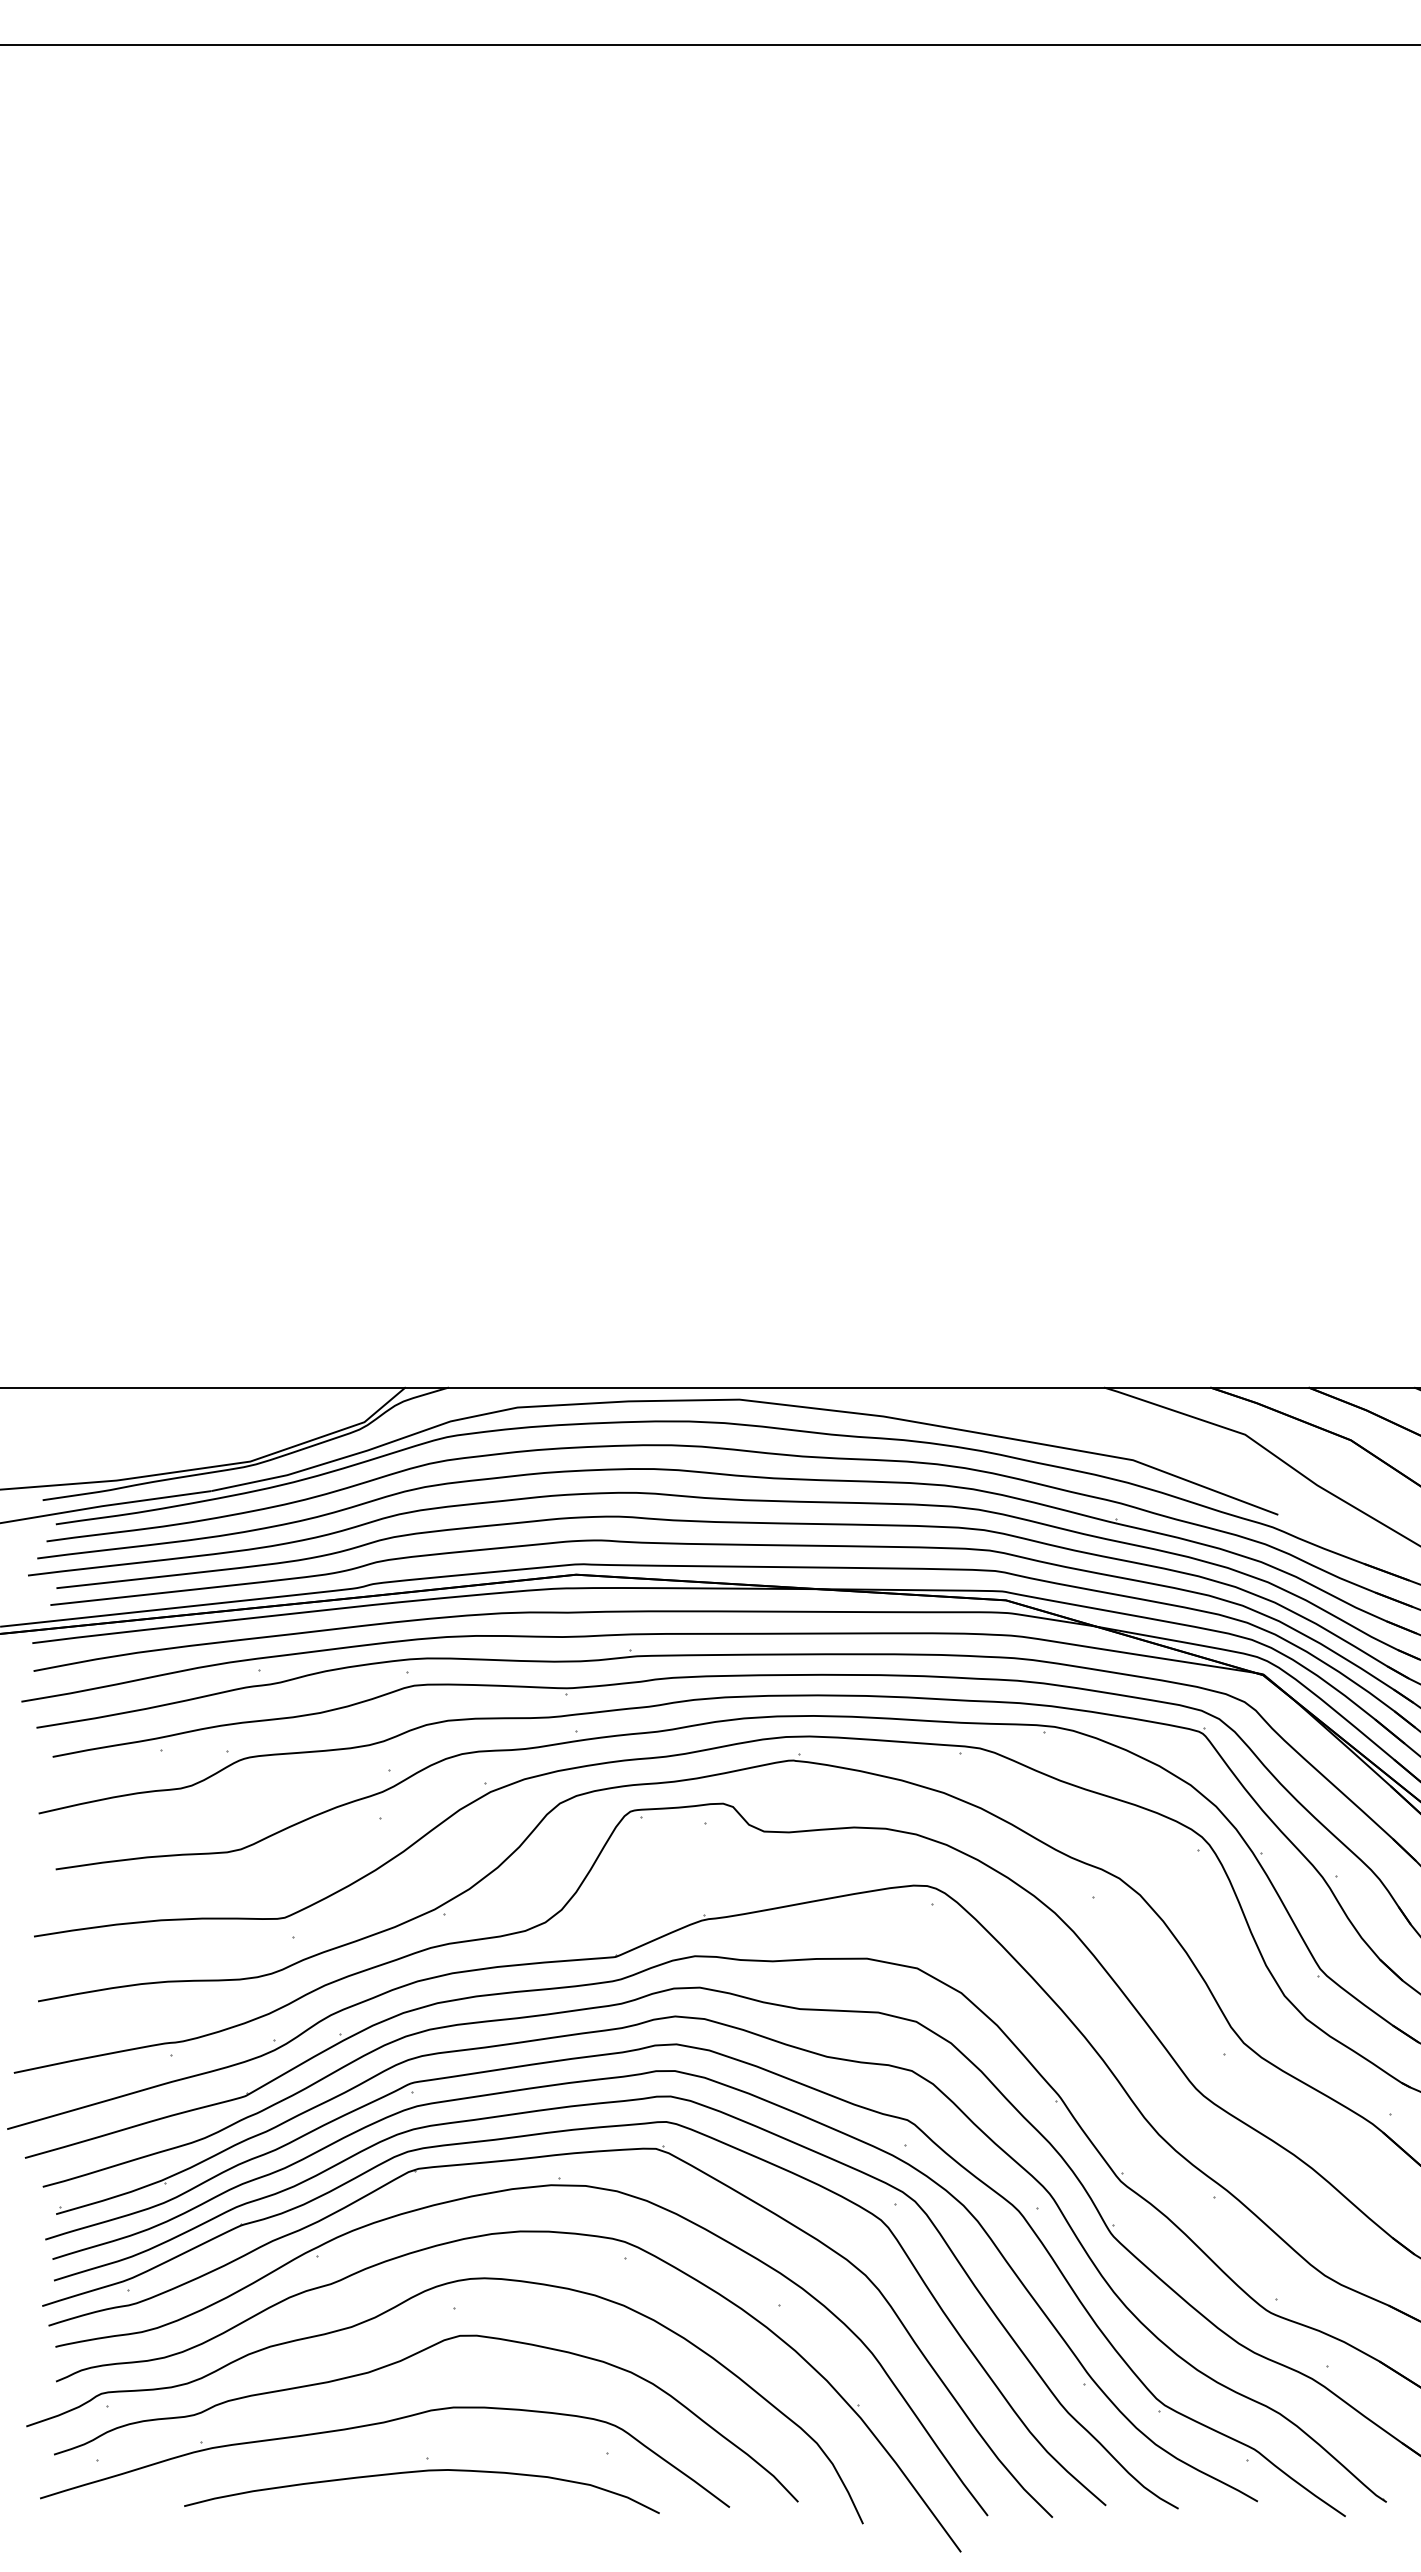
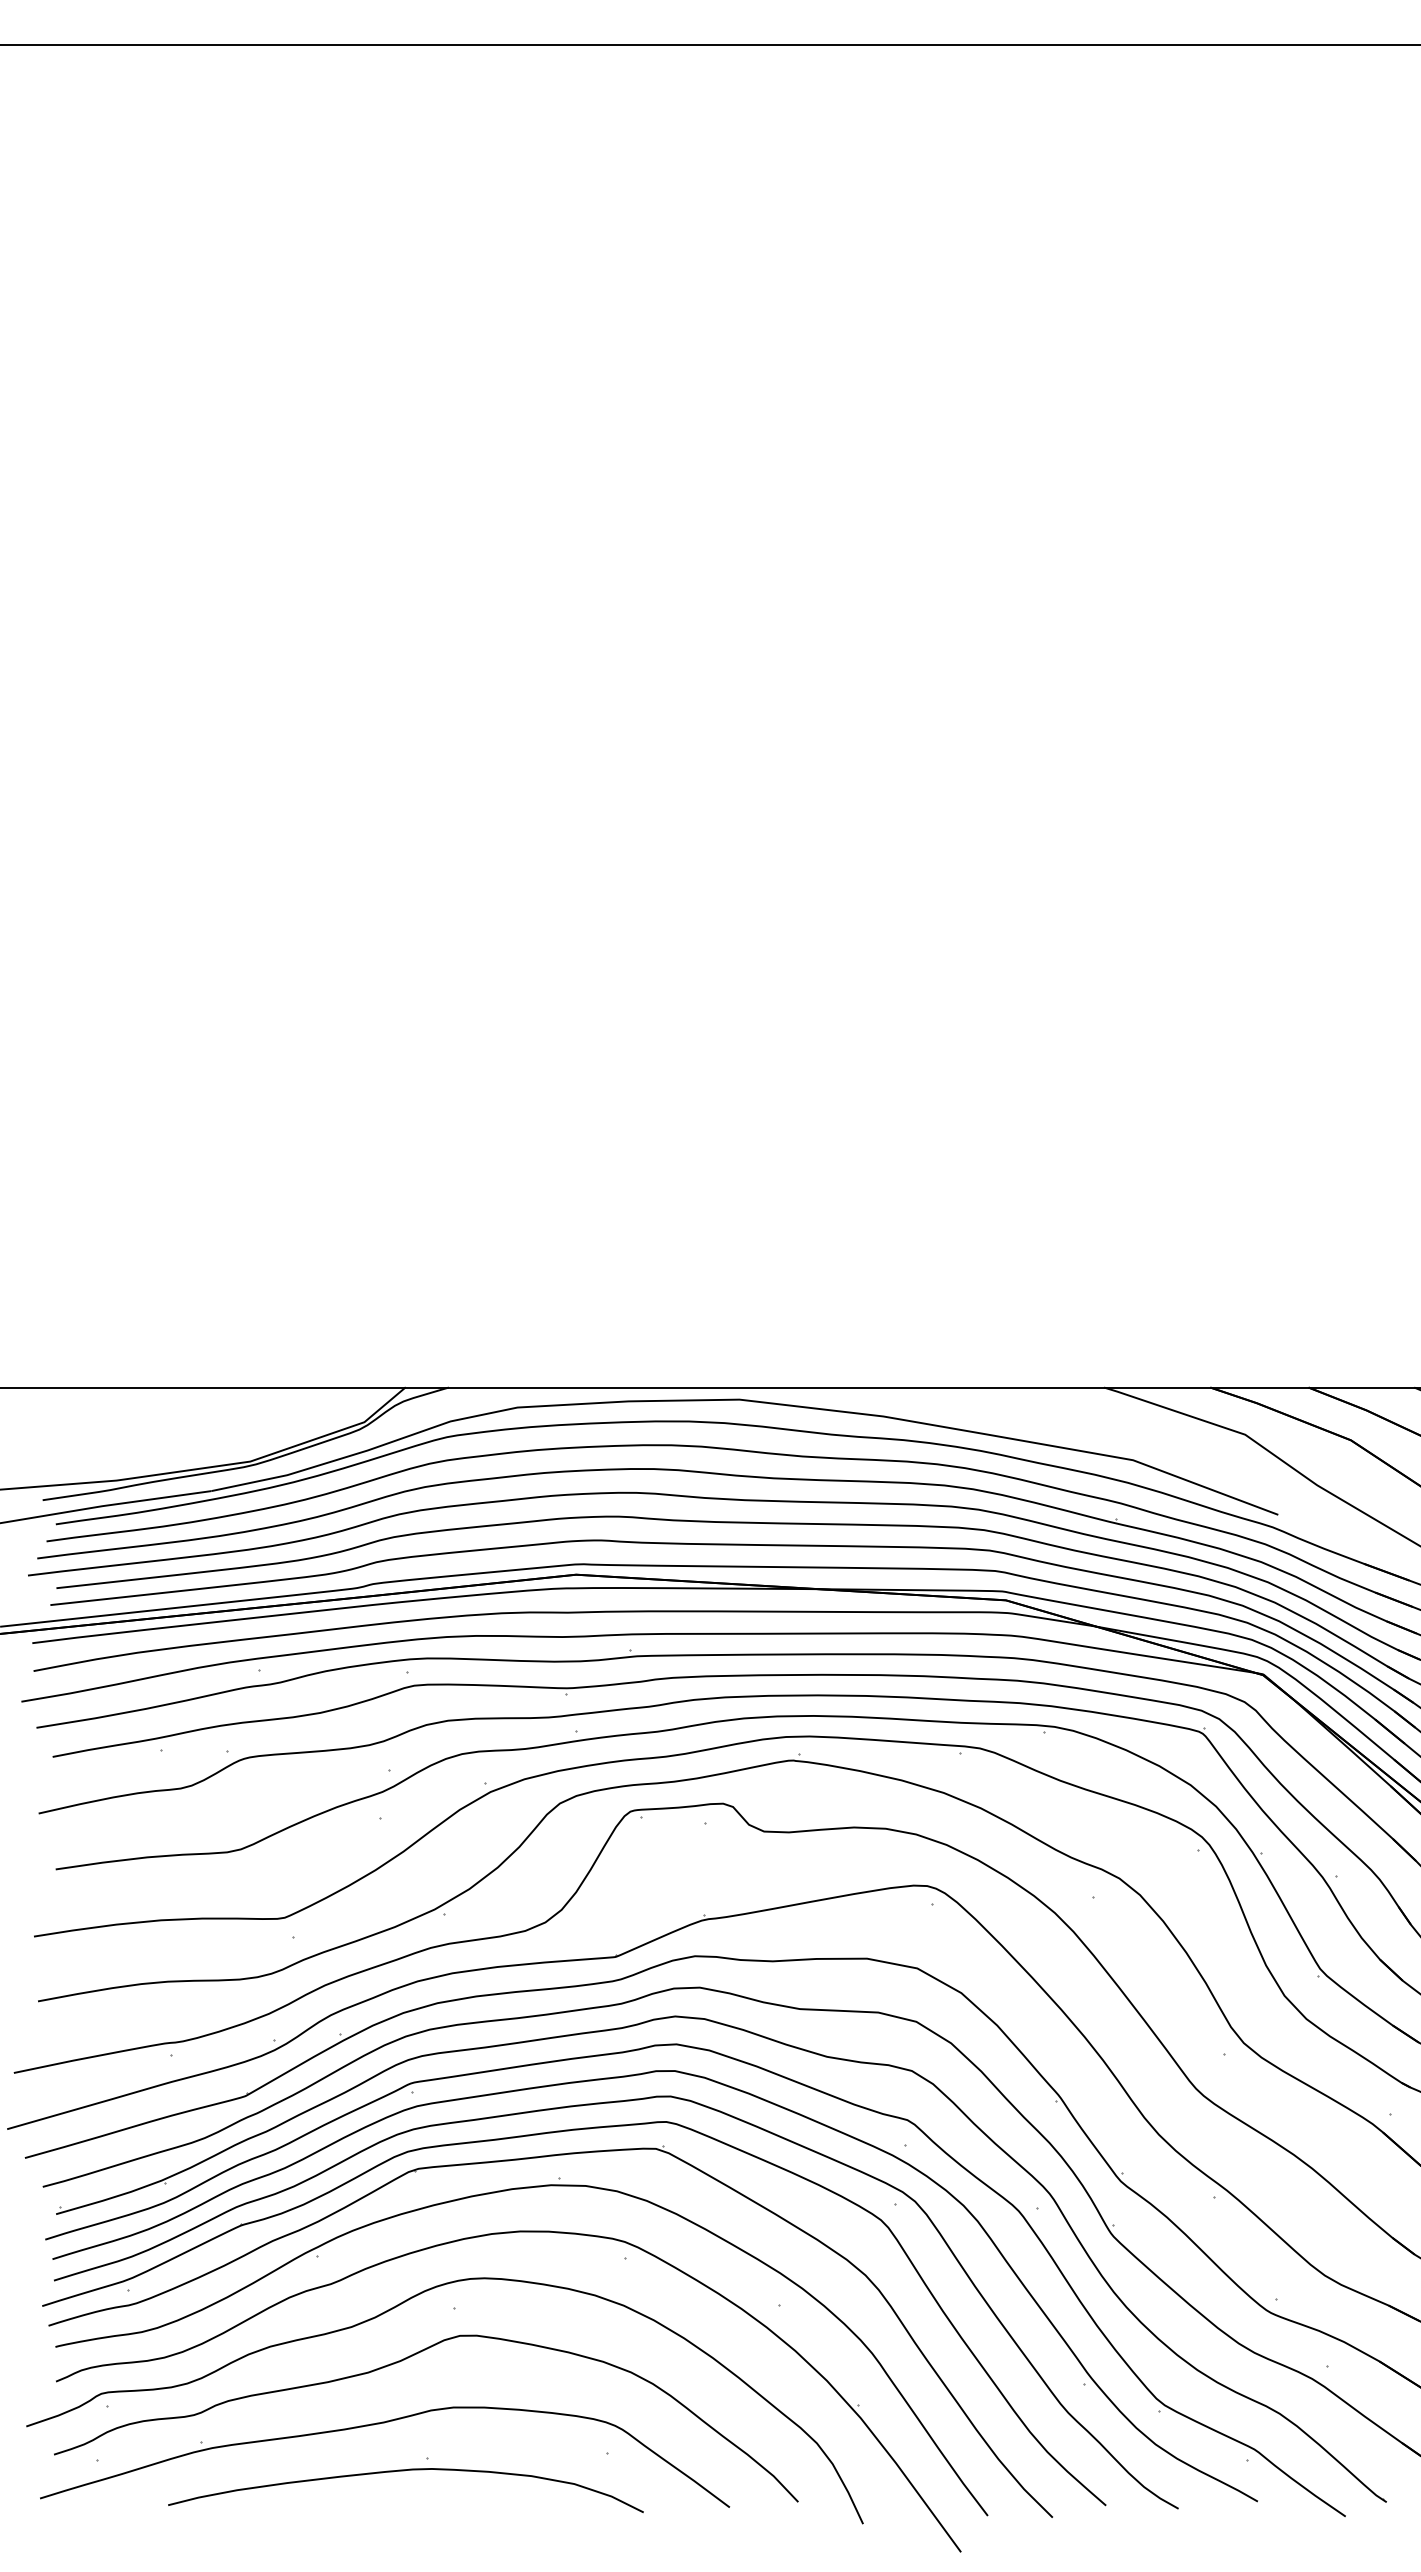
curve position: (420, 2472) -> (404, 2471) (404, 2471)
